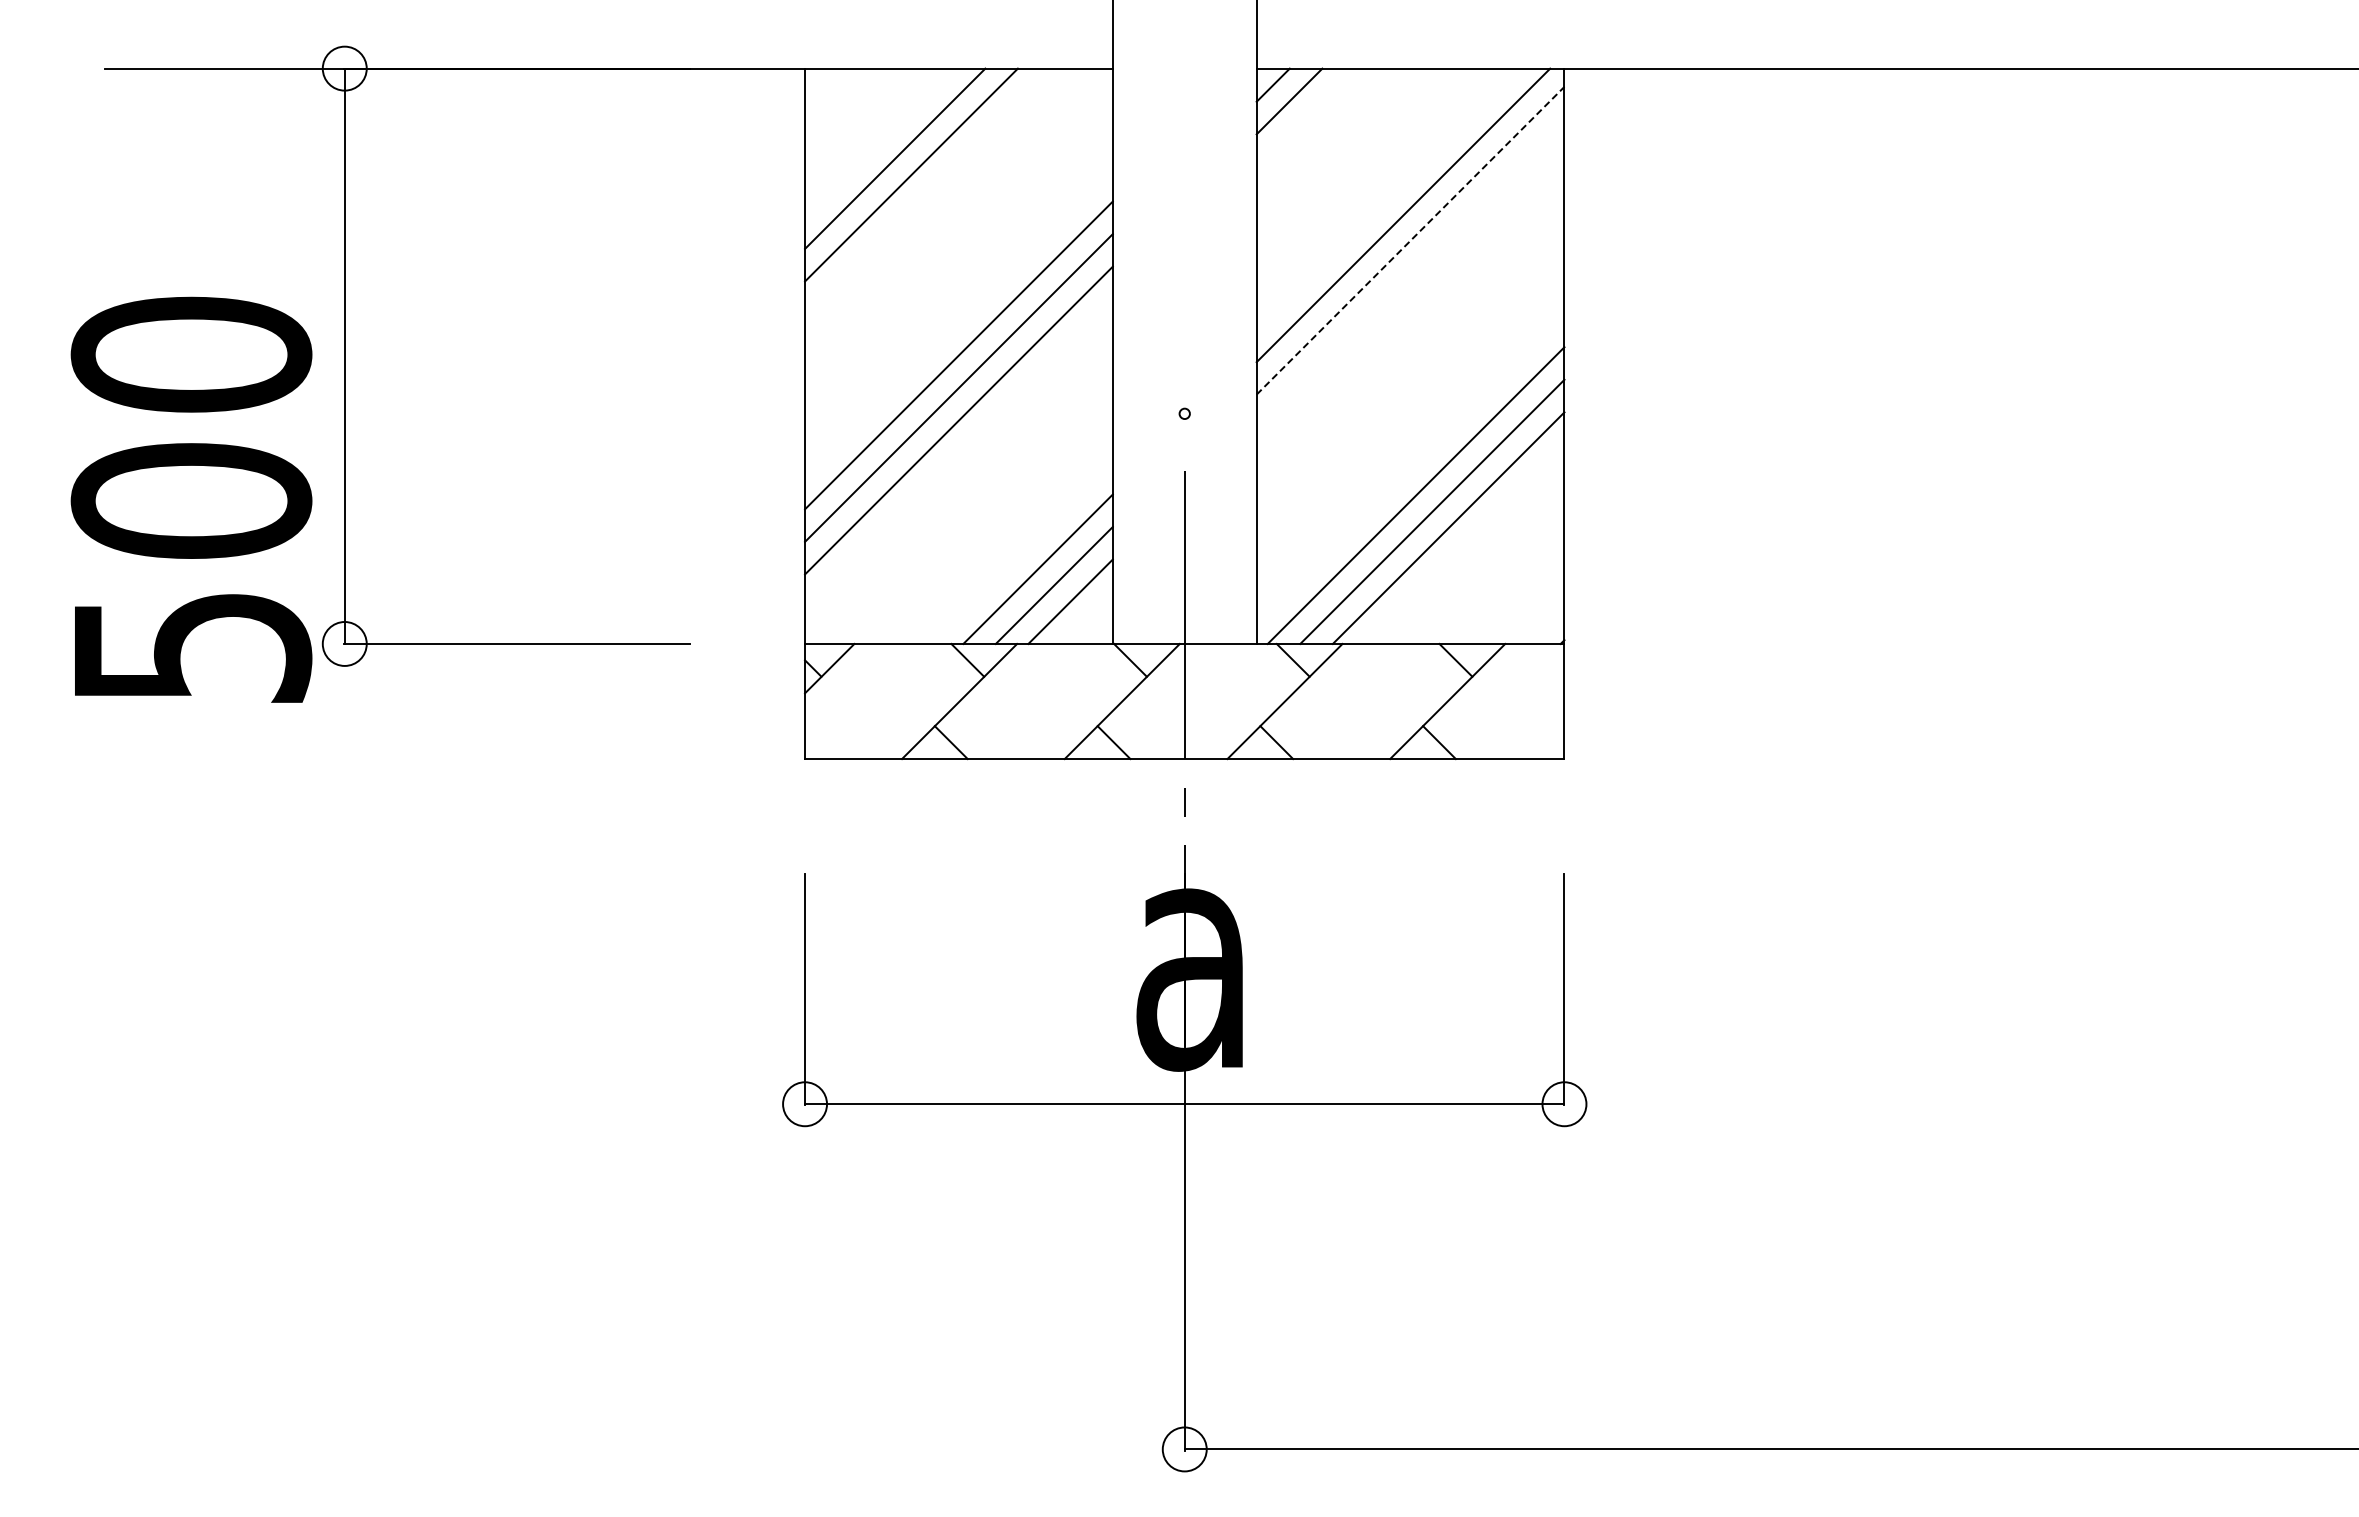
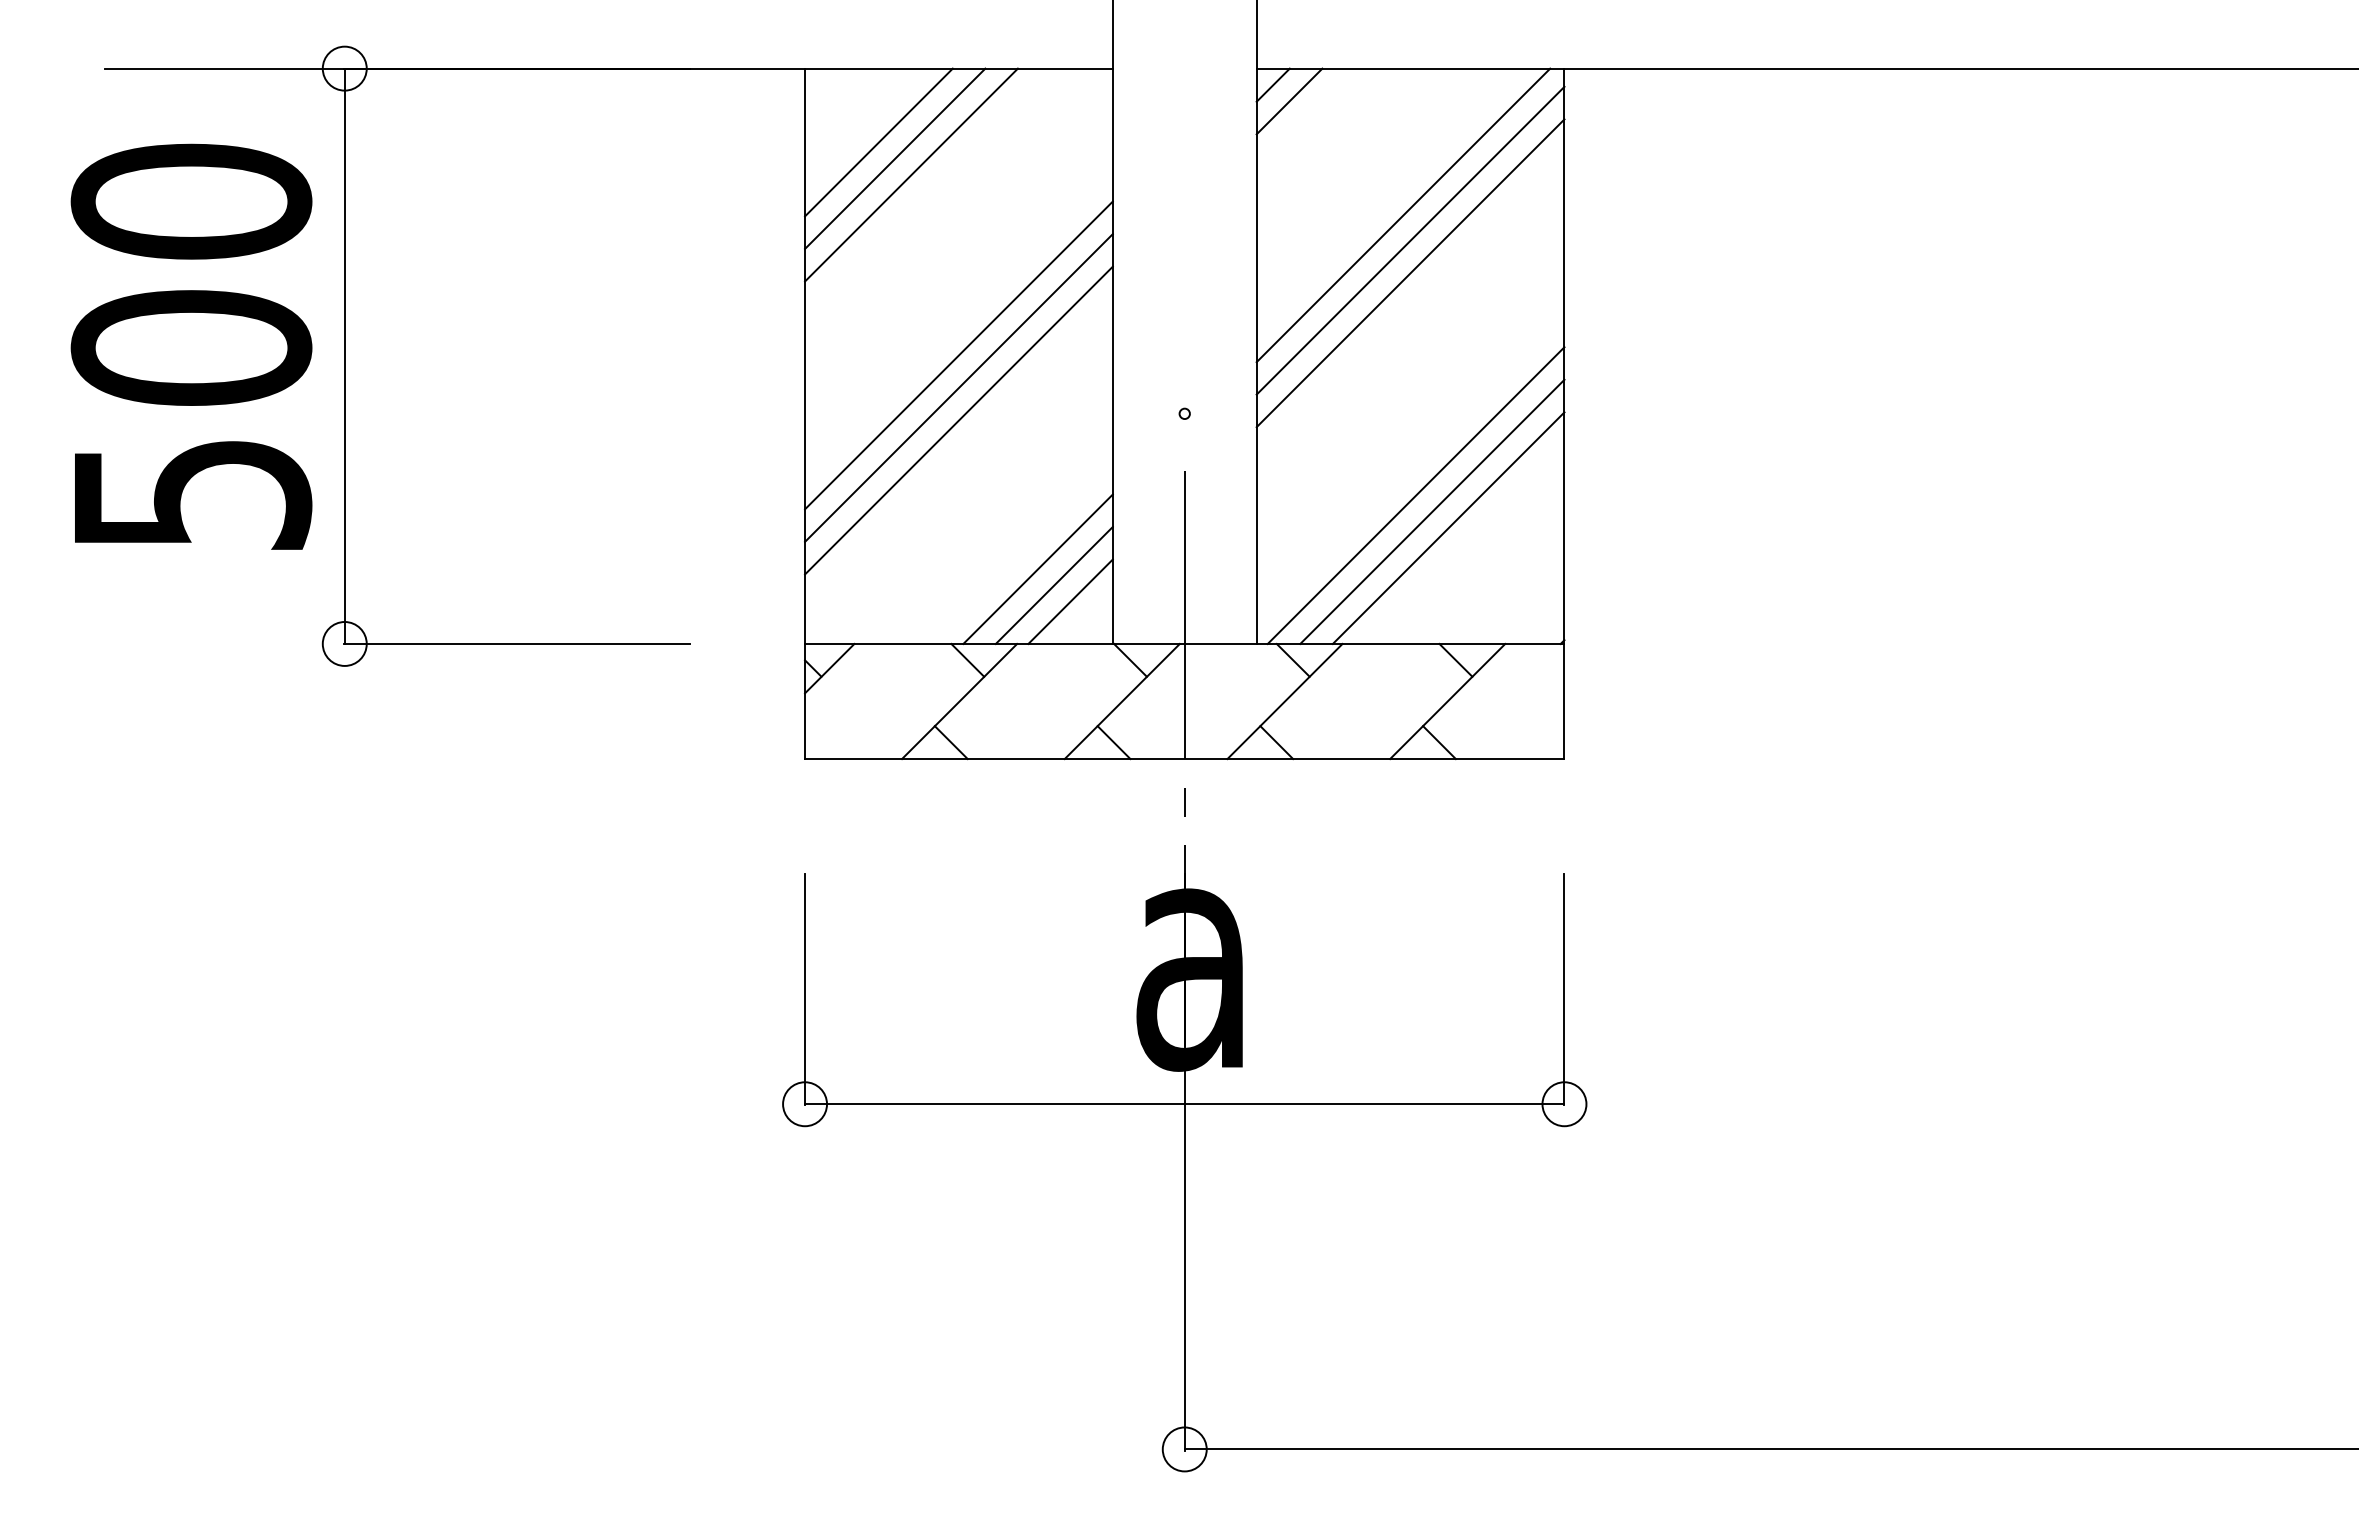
line: none -> present (878, 142)
line: dashed -> solid (1410, 240)
line: none -> present (1410, 273)
text position: (191, 499) -> (191, 346) (191, 346)
